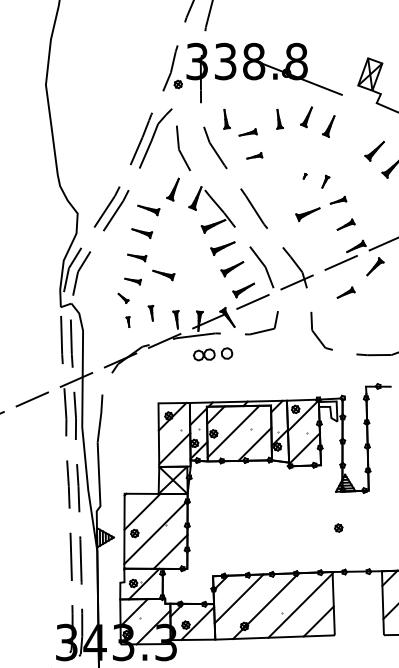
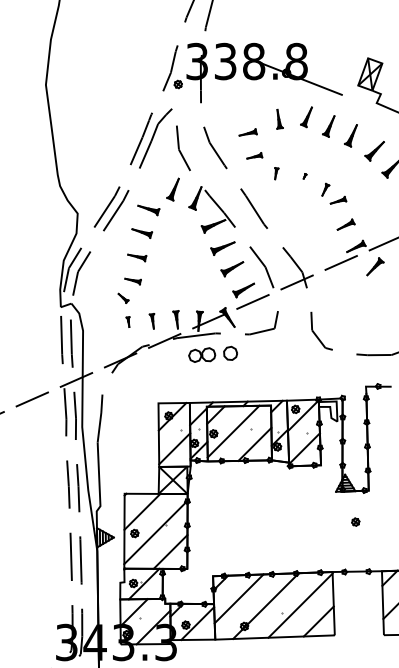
part: present -> none (226, 118)
part: none -> present (350, 135)
part: none -> present (276, 173)
part position: (325, 181) -> (325, 189) (325, 189)
part: present -> none (307, 214)
part: present -> none (163, 275)
part: present -> none (345, 292)
part position: (150, 313) -> (151, 321) (151, 321)
part size: 41x15 px -> 50x18 px (212, 353)
part position: (338, 527) -> (355, 521) (355, 521)
